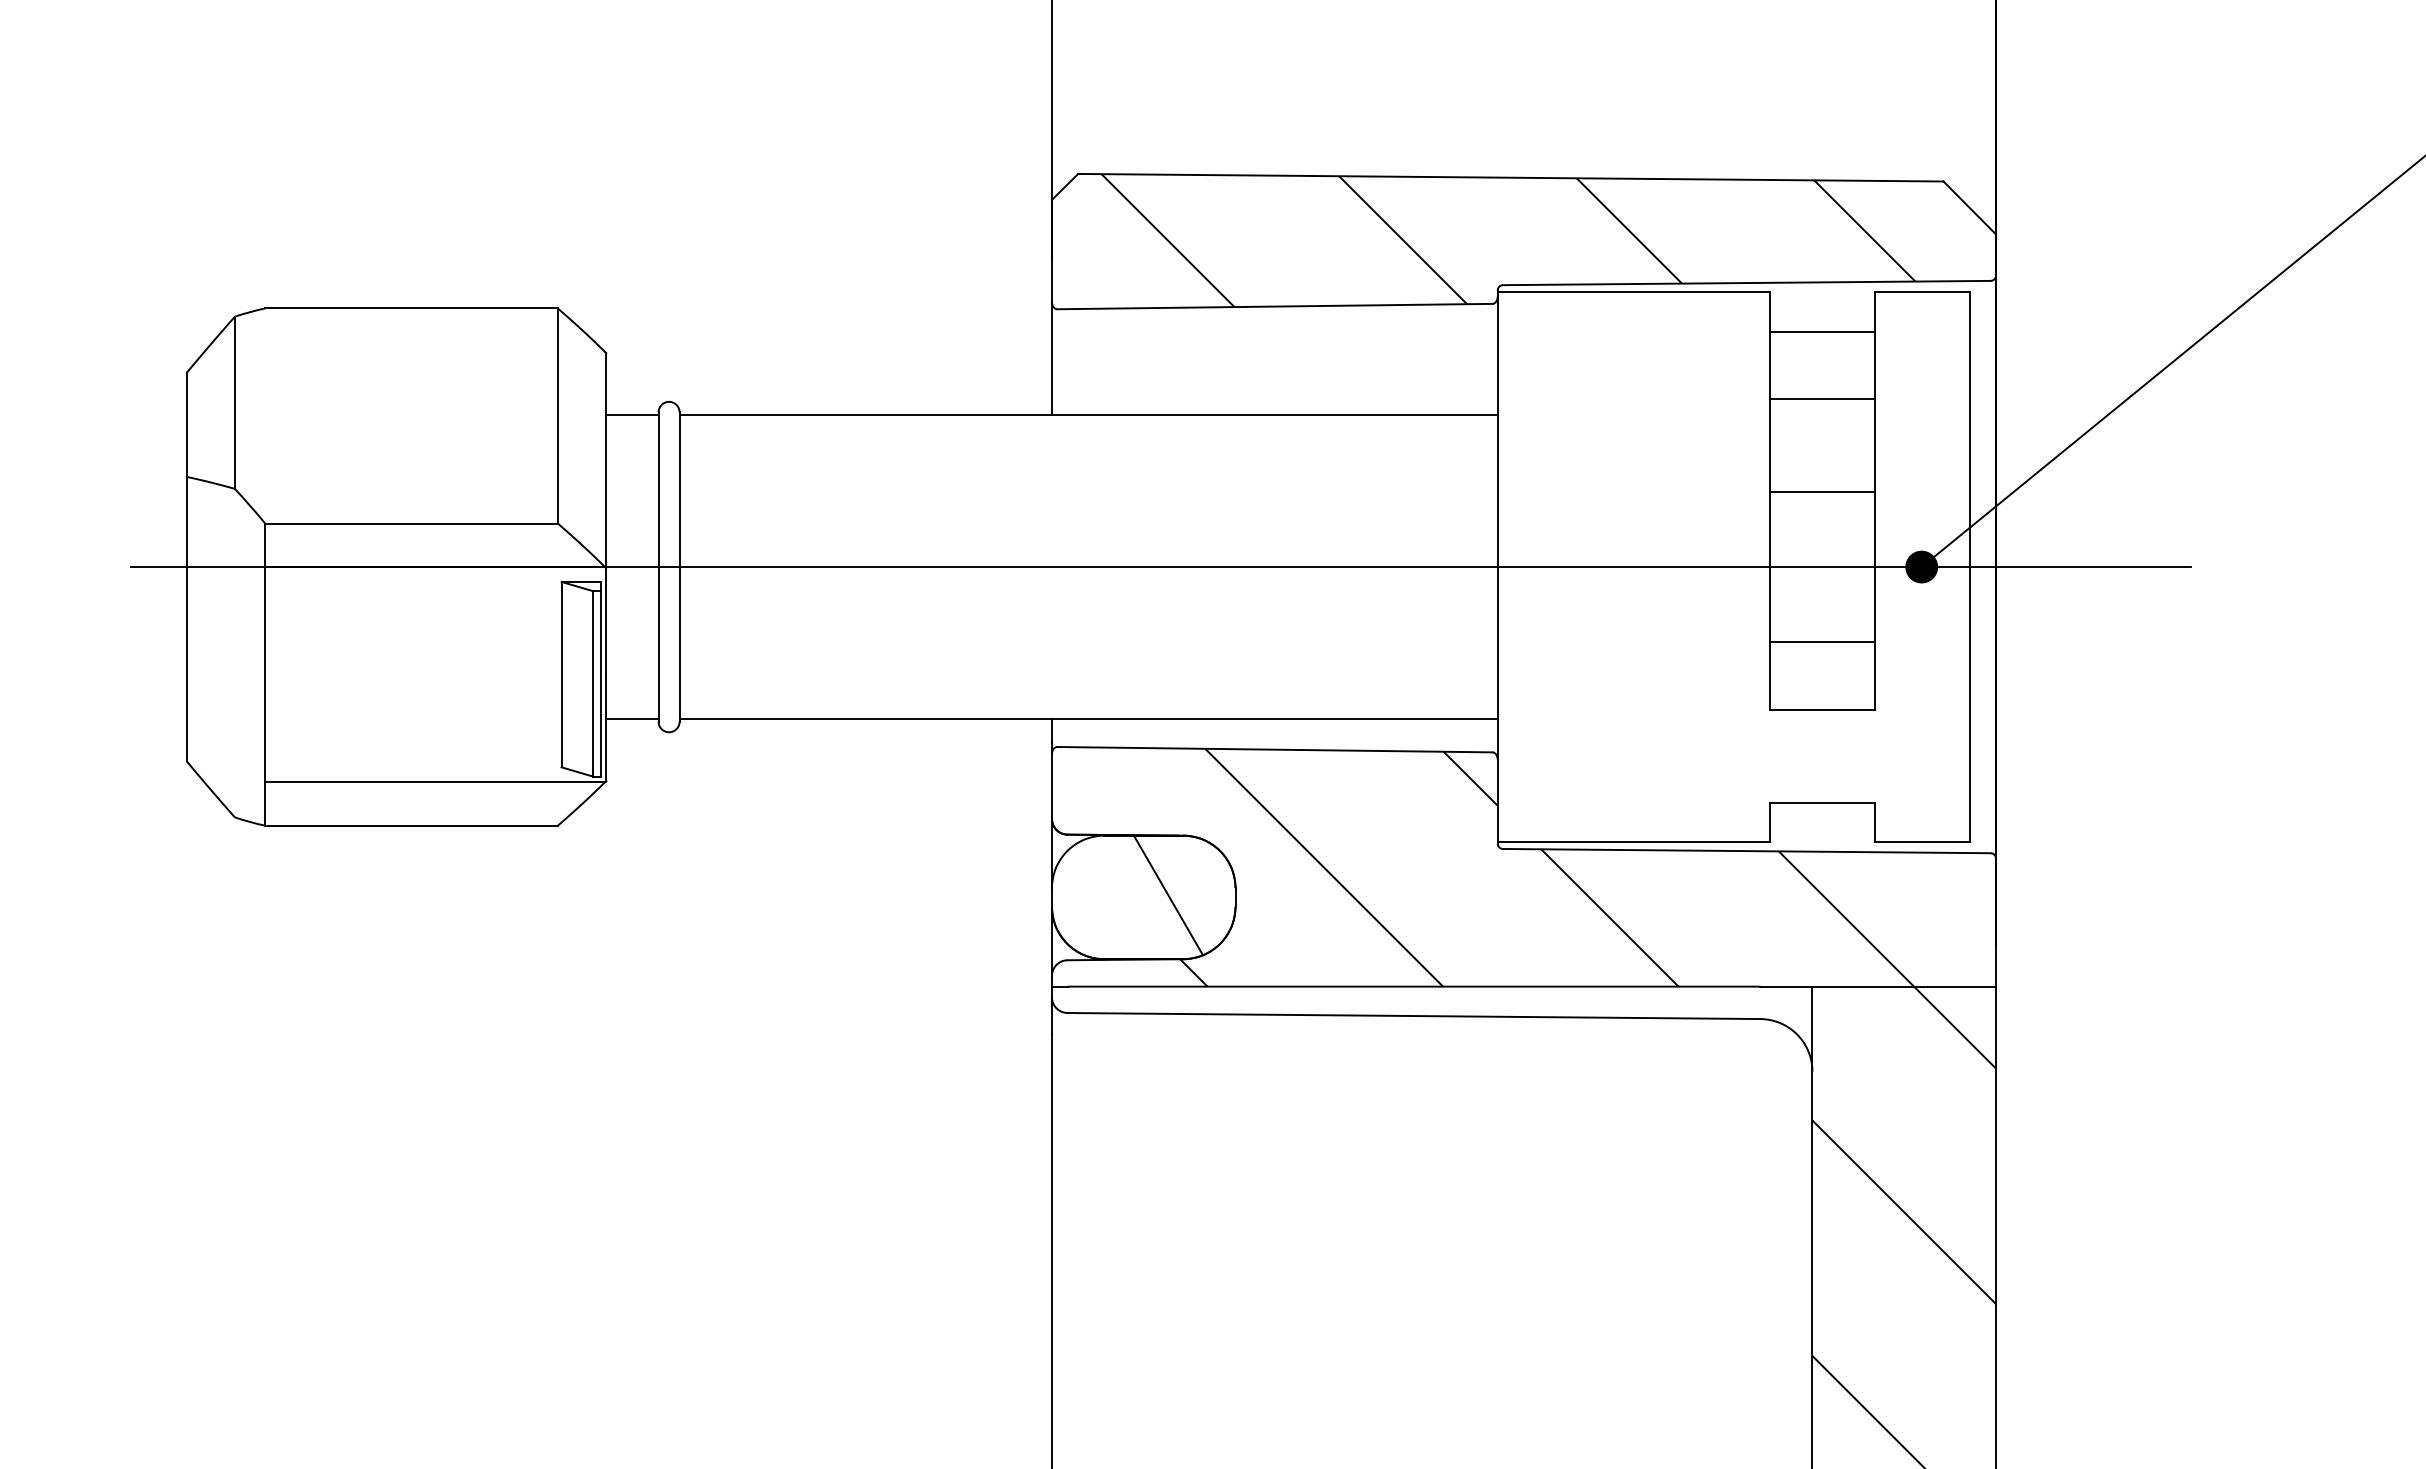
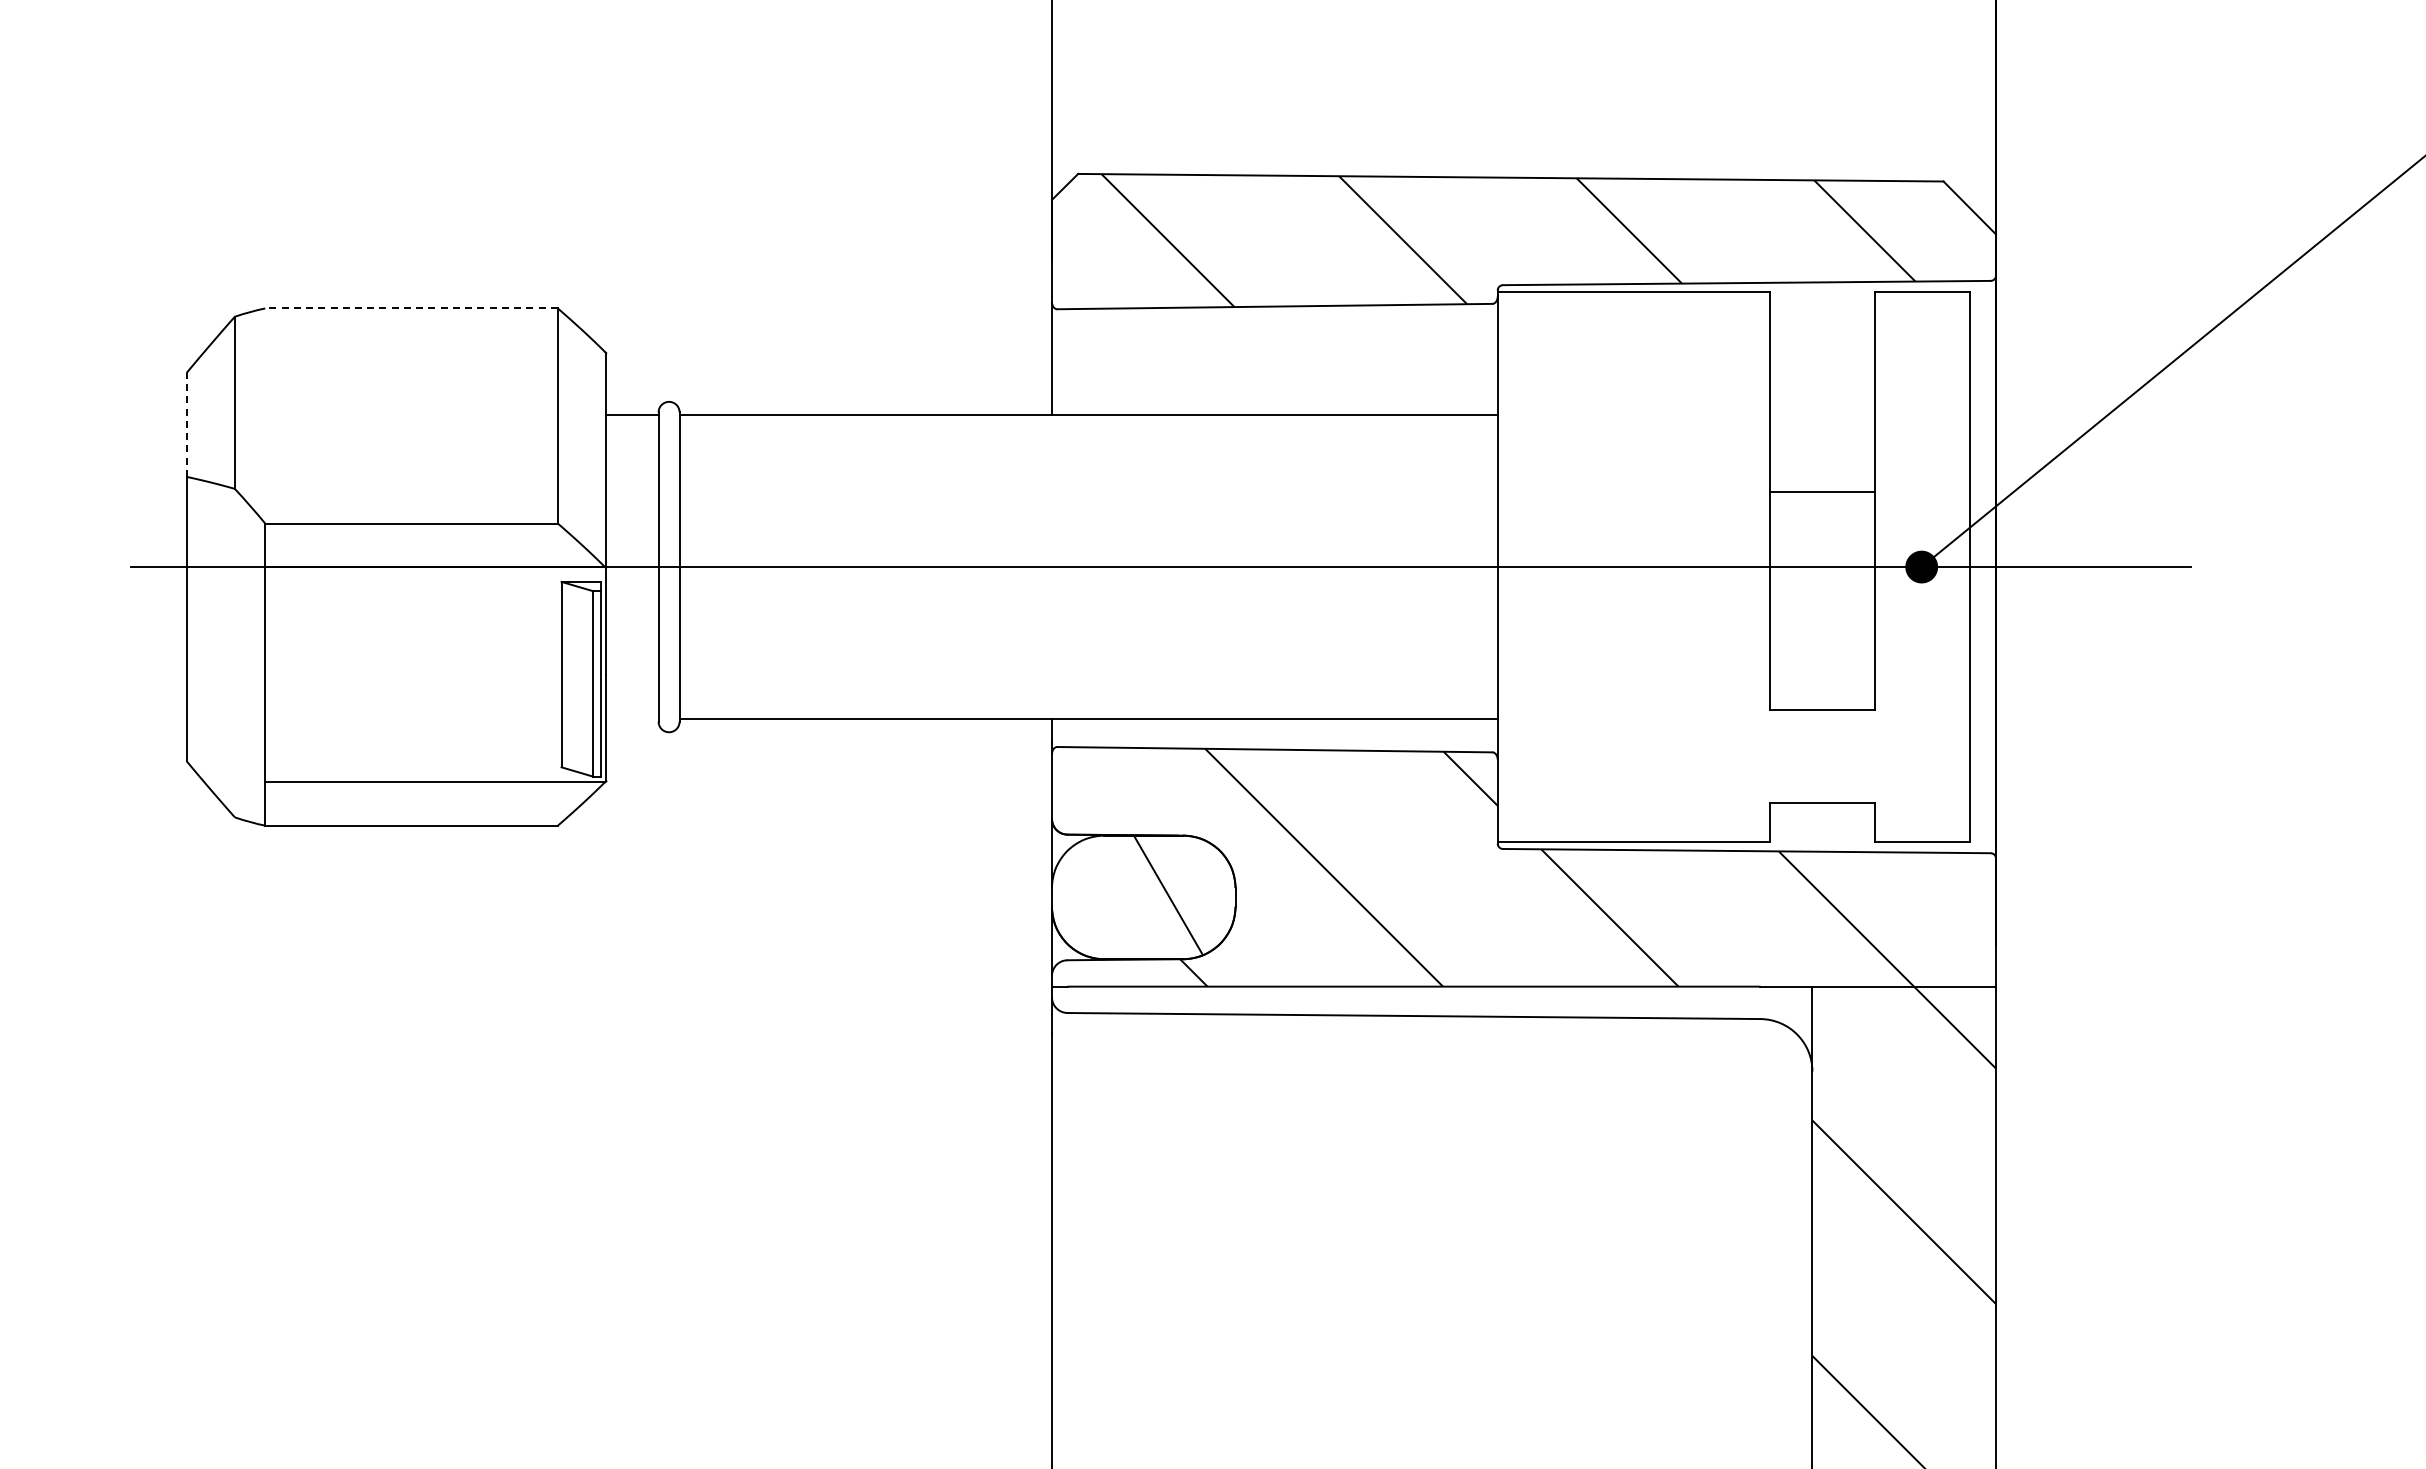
line: solid -> dashed (411, 308)
line: present -> none (1822, 331)
line: present -> none (1822, 399)
line: solid -> dashed (186, 424)
line: present -> none (1822, 641)
line: present -> none (632, 719)
